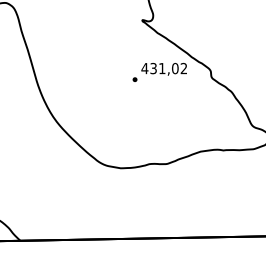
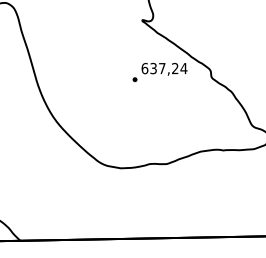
text: 431,02 -> 637,24 (164, 68)
